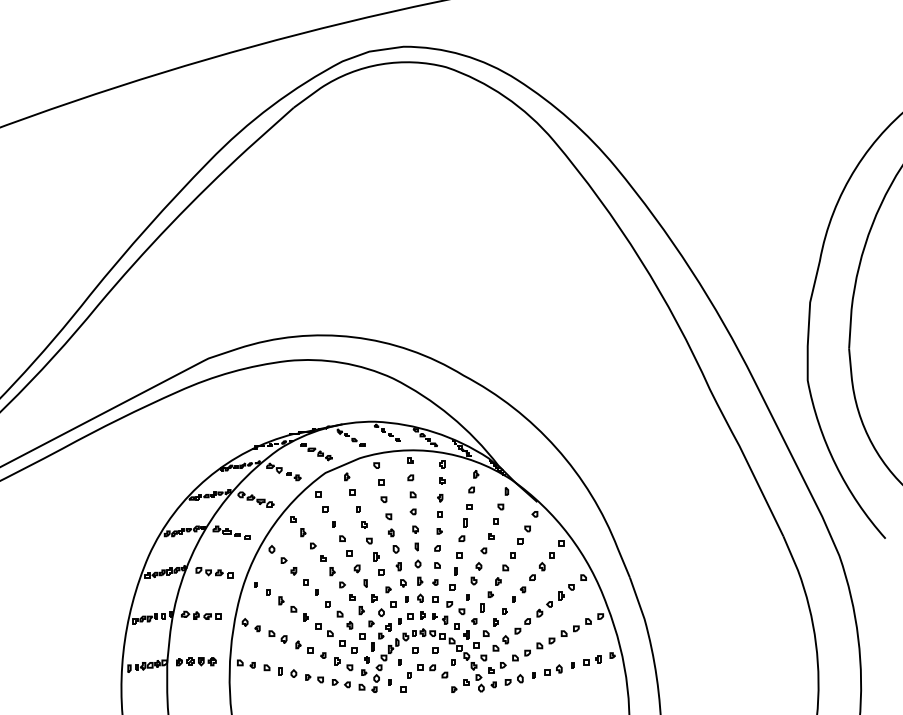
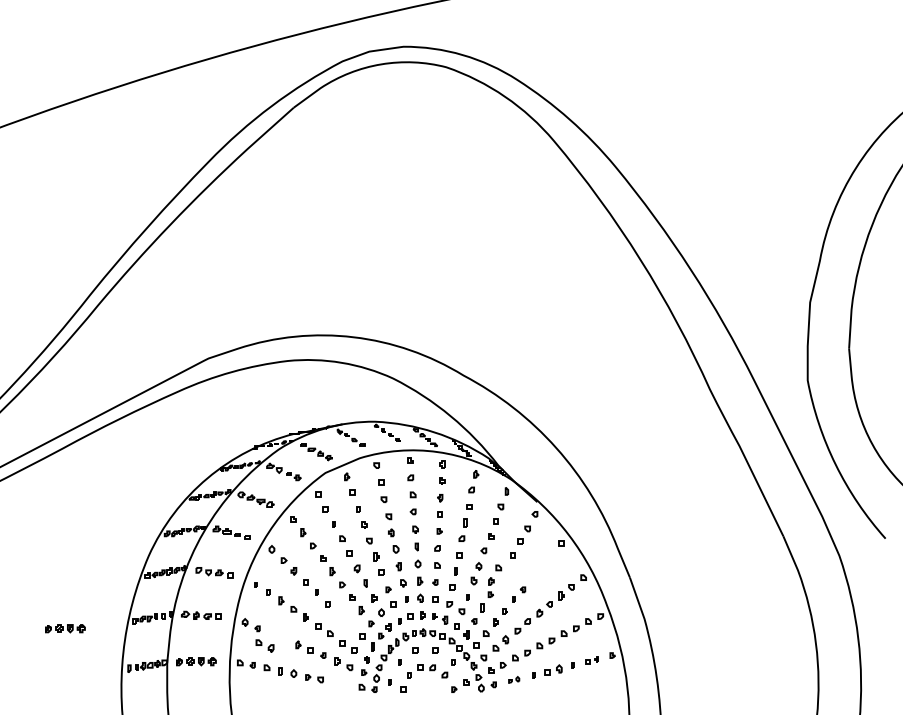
part: present -> none (541, 566)
part position: (502, 574) -> (495, 574) (495, 574)
part: present -> none (344, 619)
part: none -> present (65, 628)
part position: (277, 636) -> (264, 645) (264, 645)
part size: 19x11 px -> 14x9 px (591, 660)
part size: 20x12 px -> 13x8 px (514, 679)
part: present -> none (341, 683)
